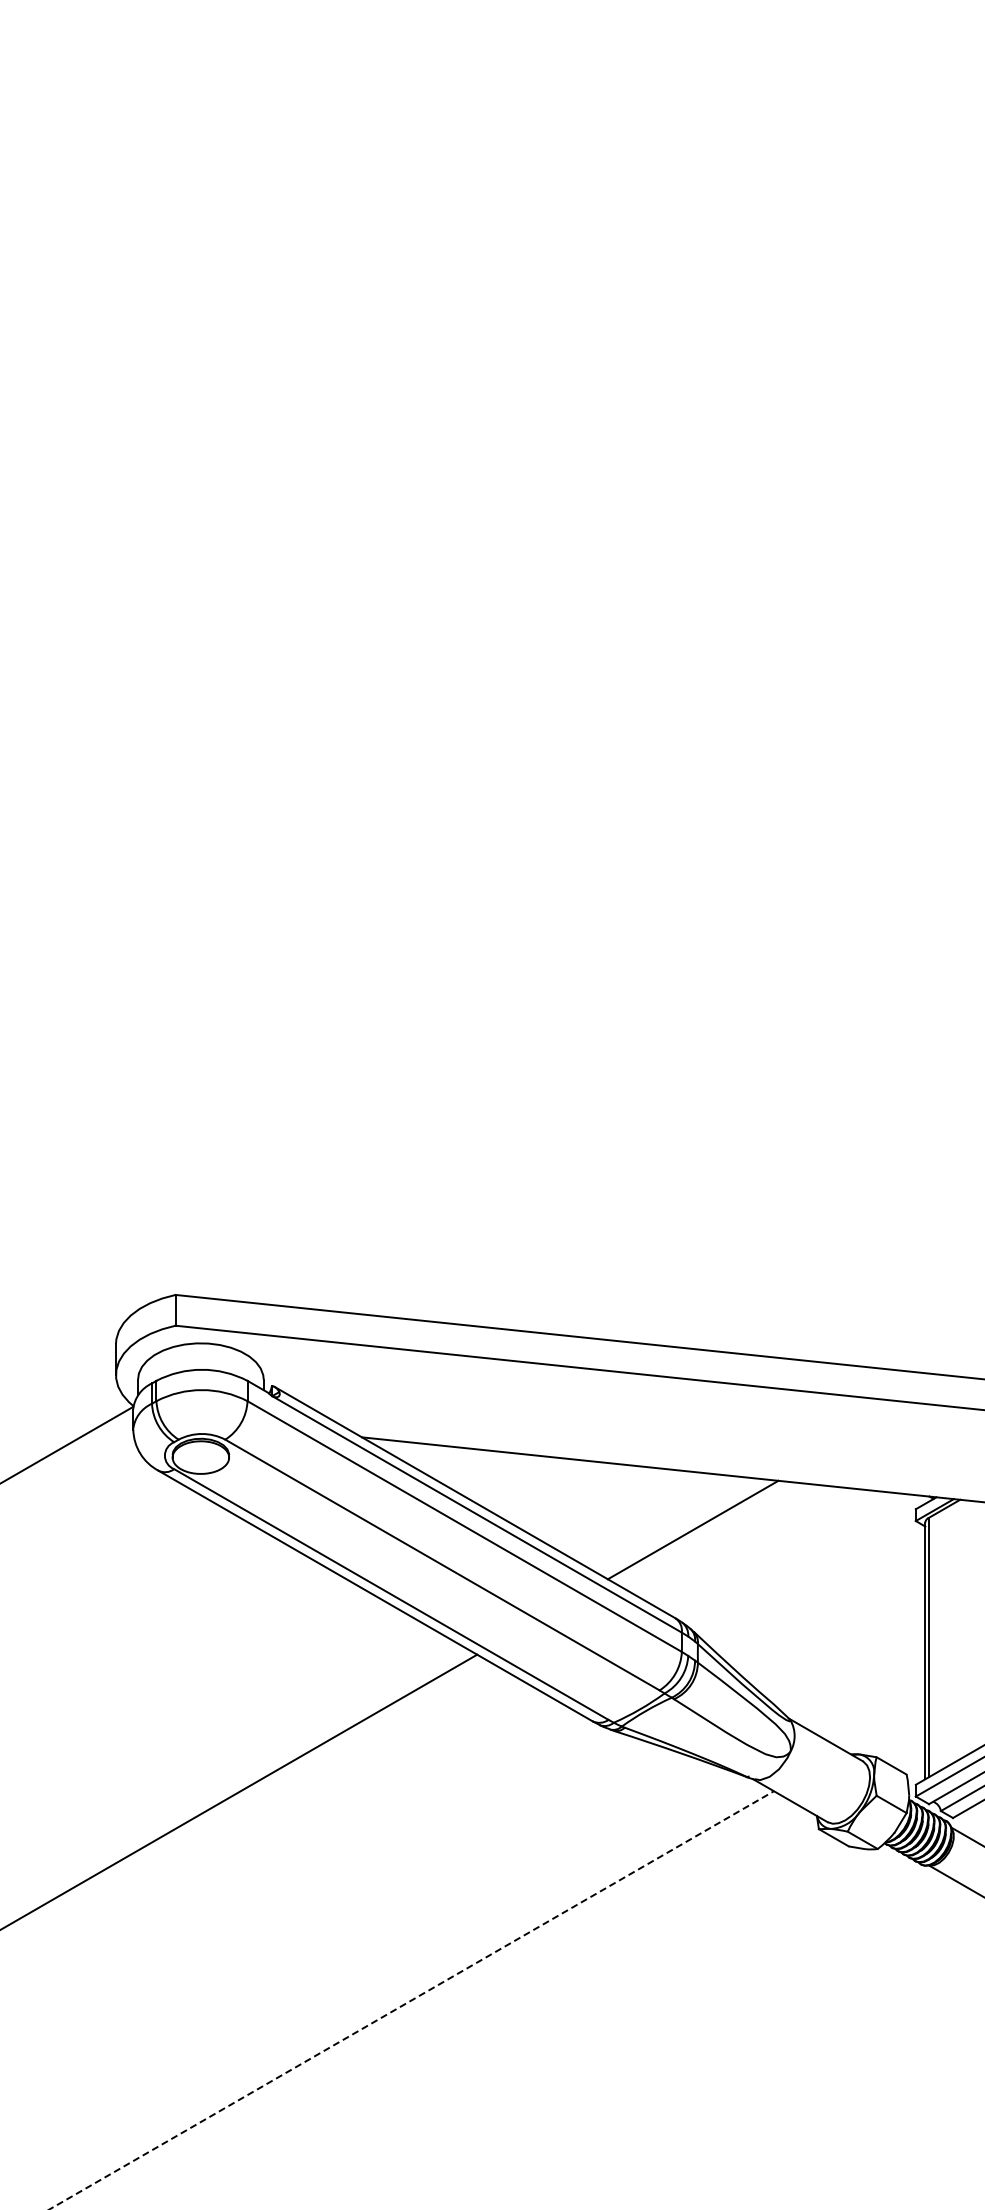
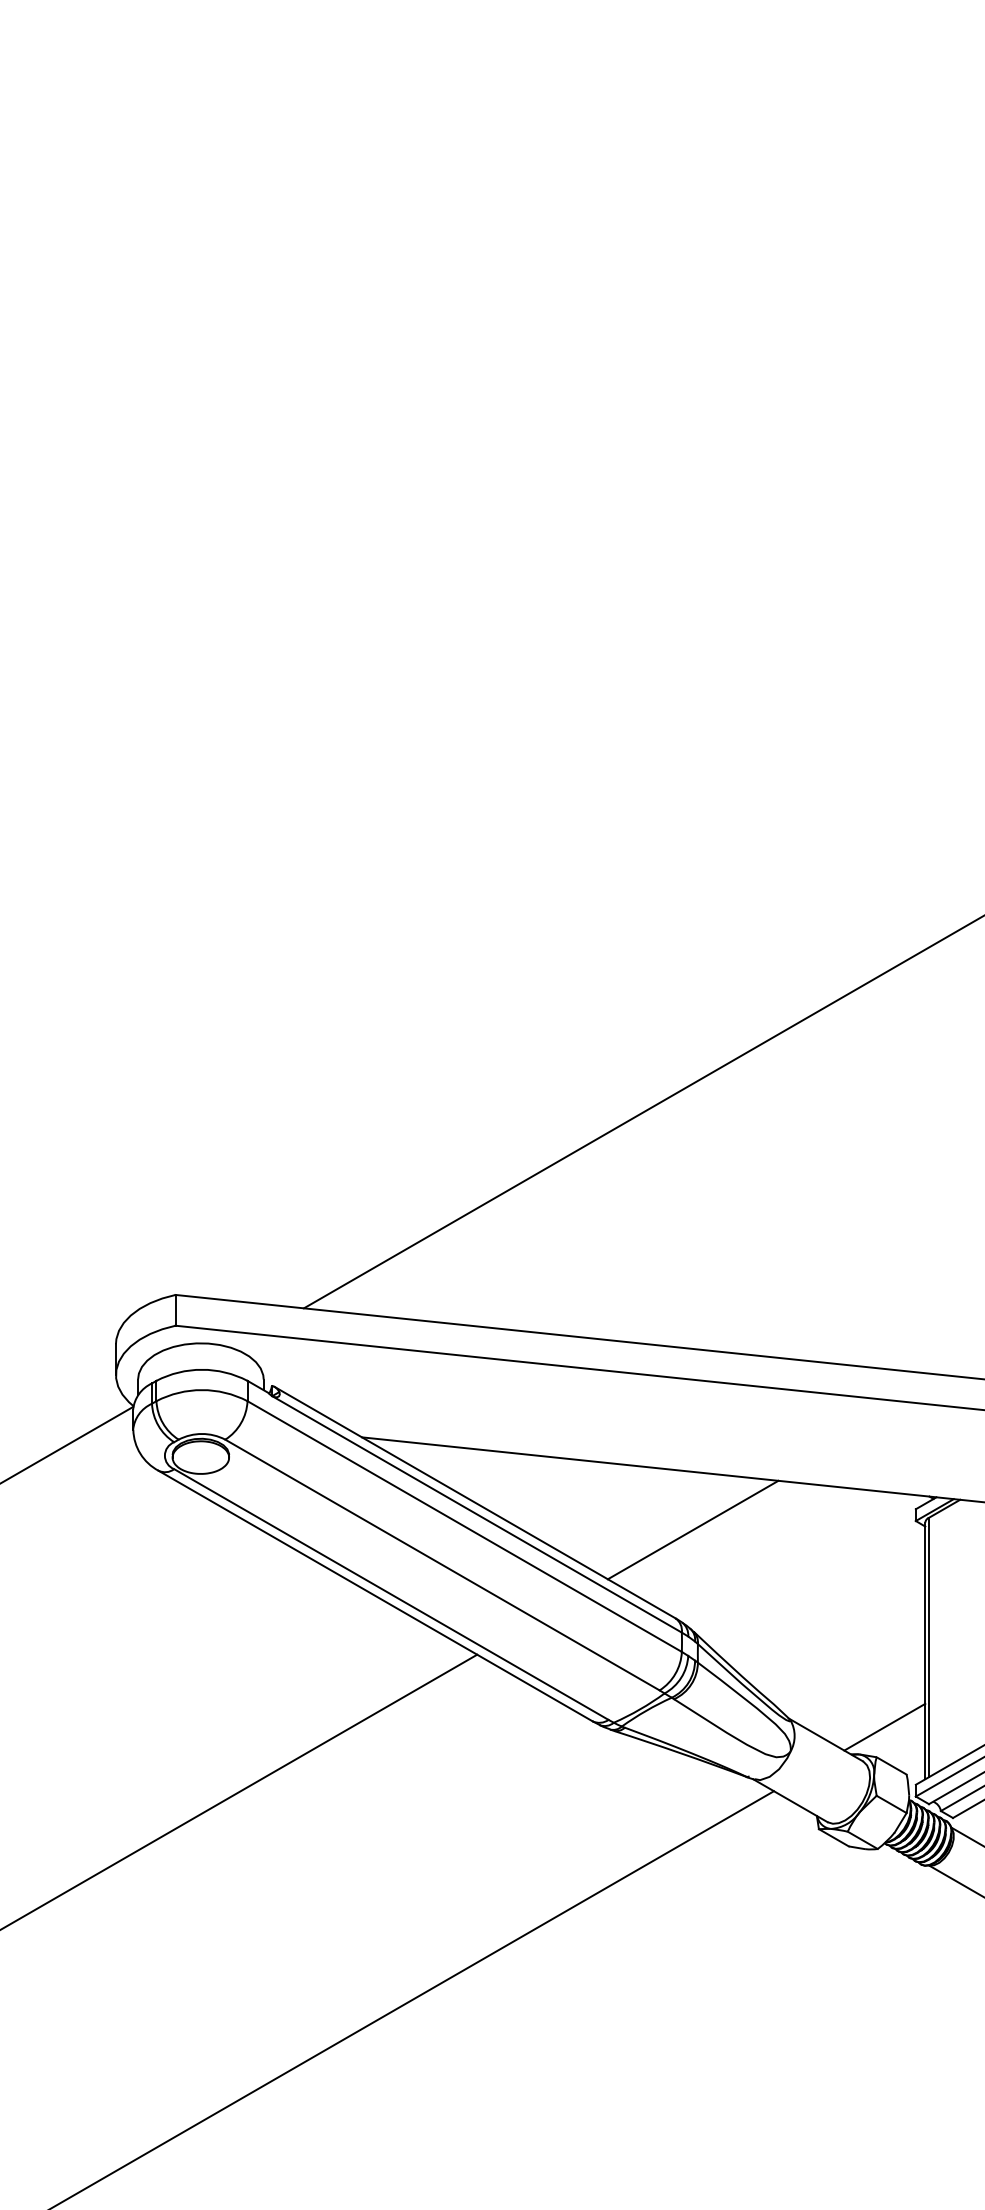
line: none -> present (642, 1112)
line: none -> present (884, 1726)
line: dashed -> solid (411, 2000)
